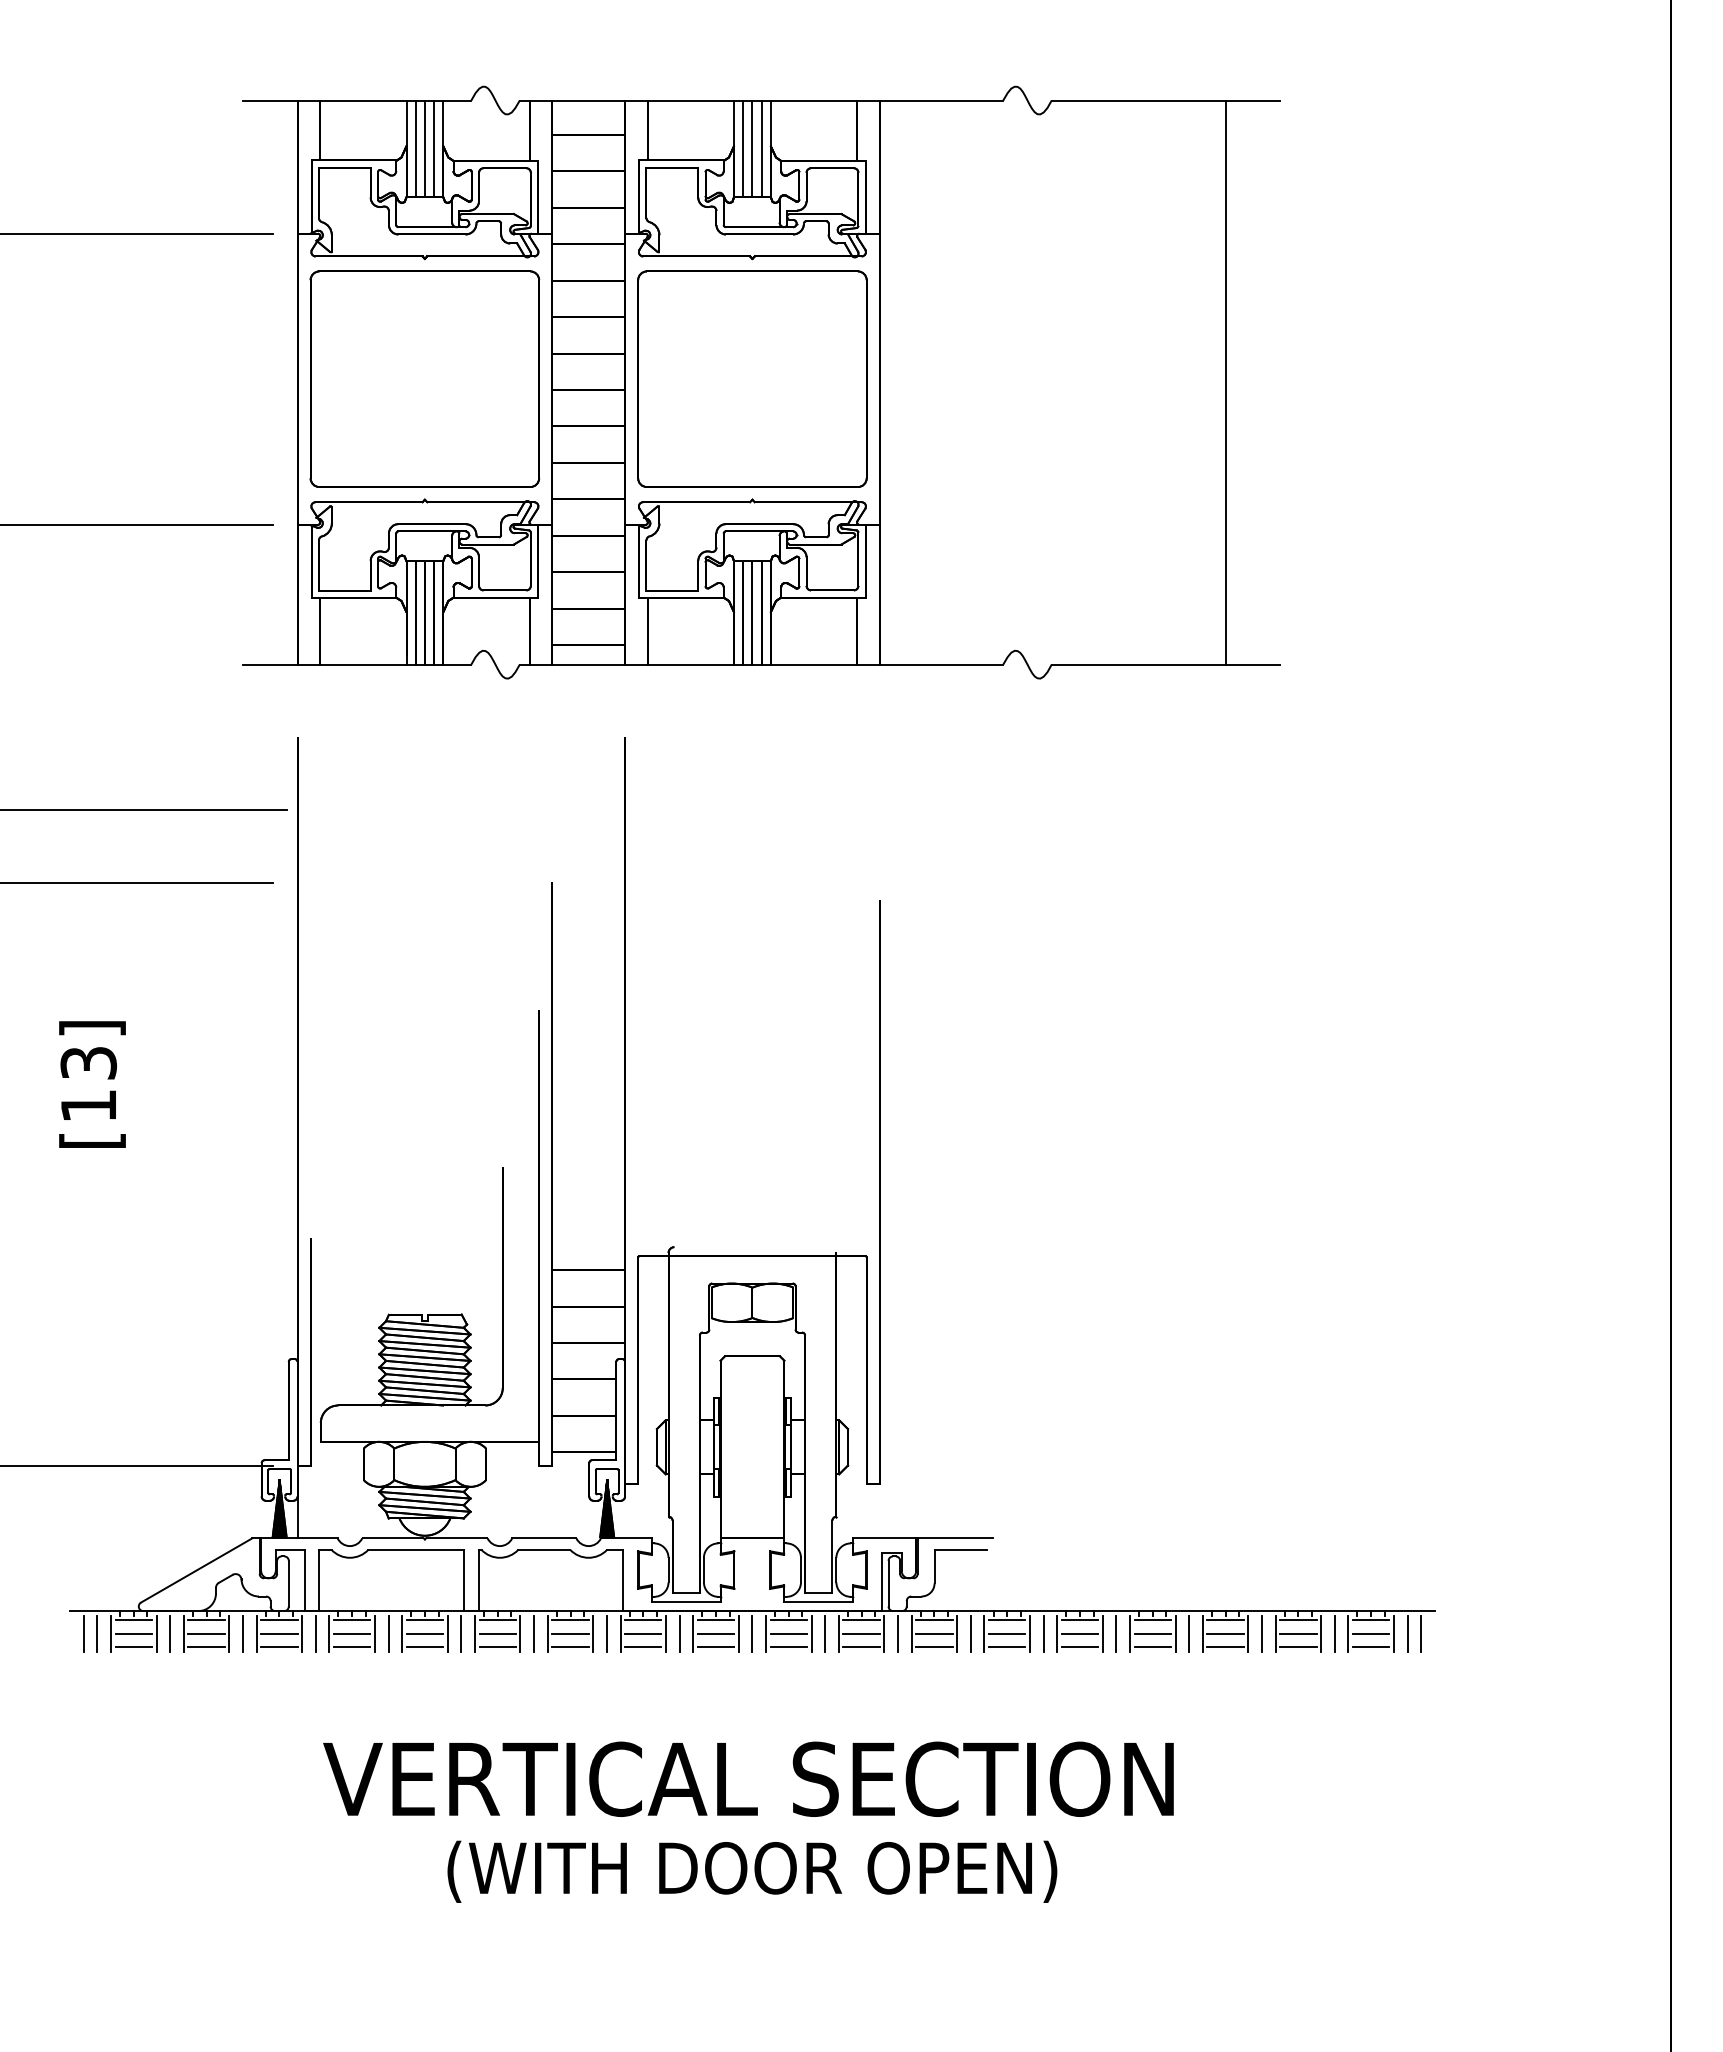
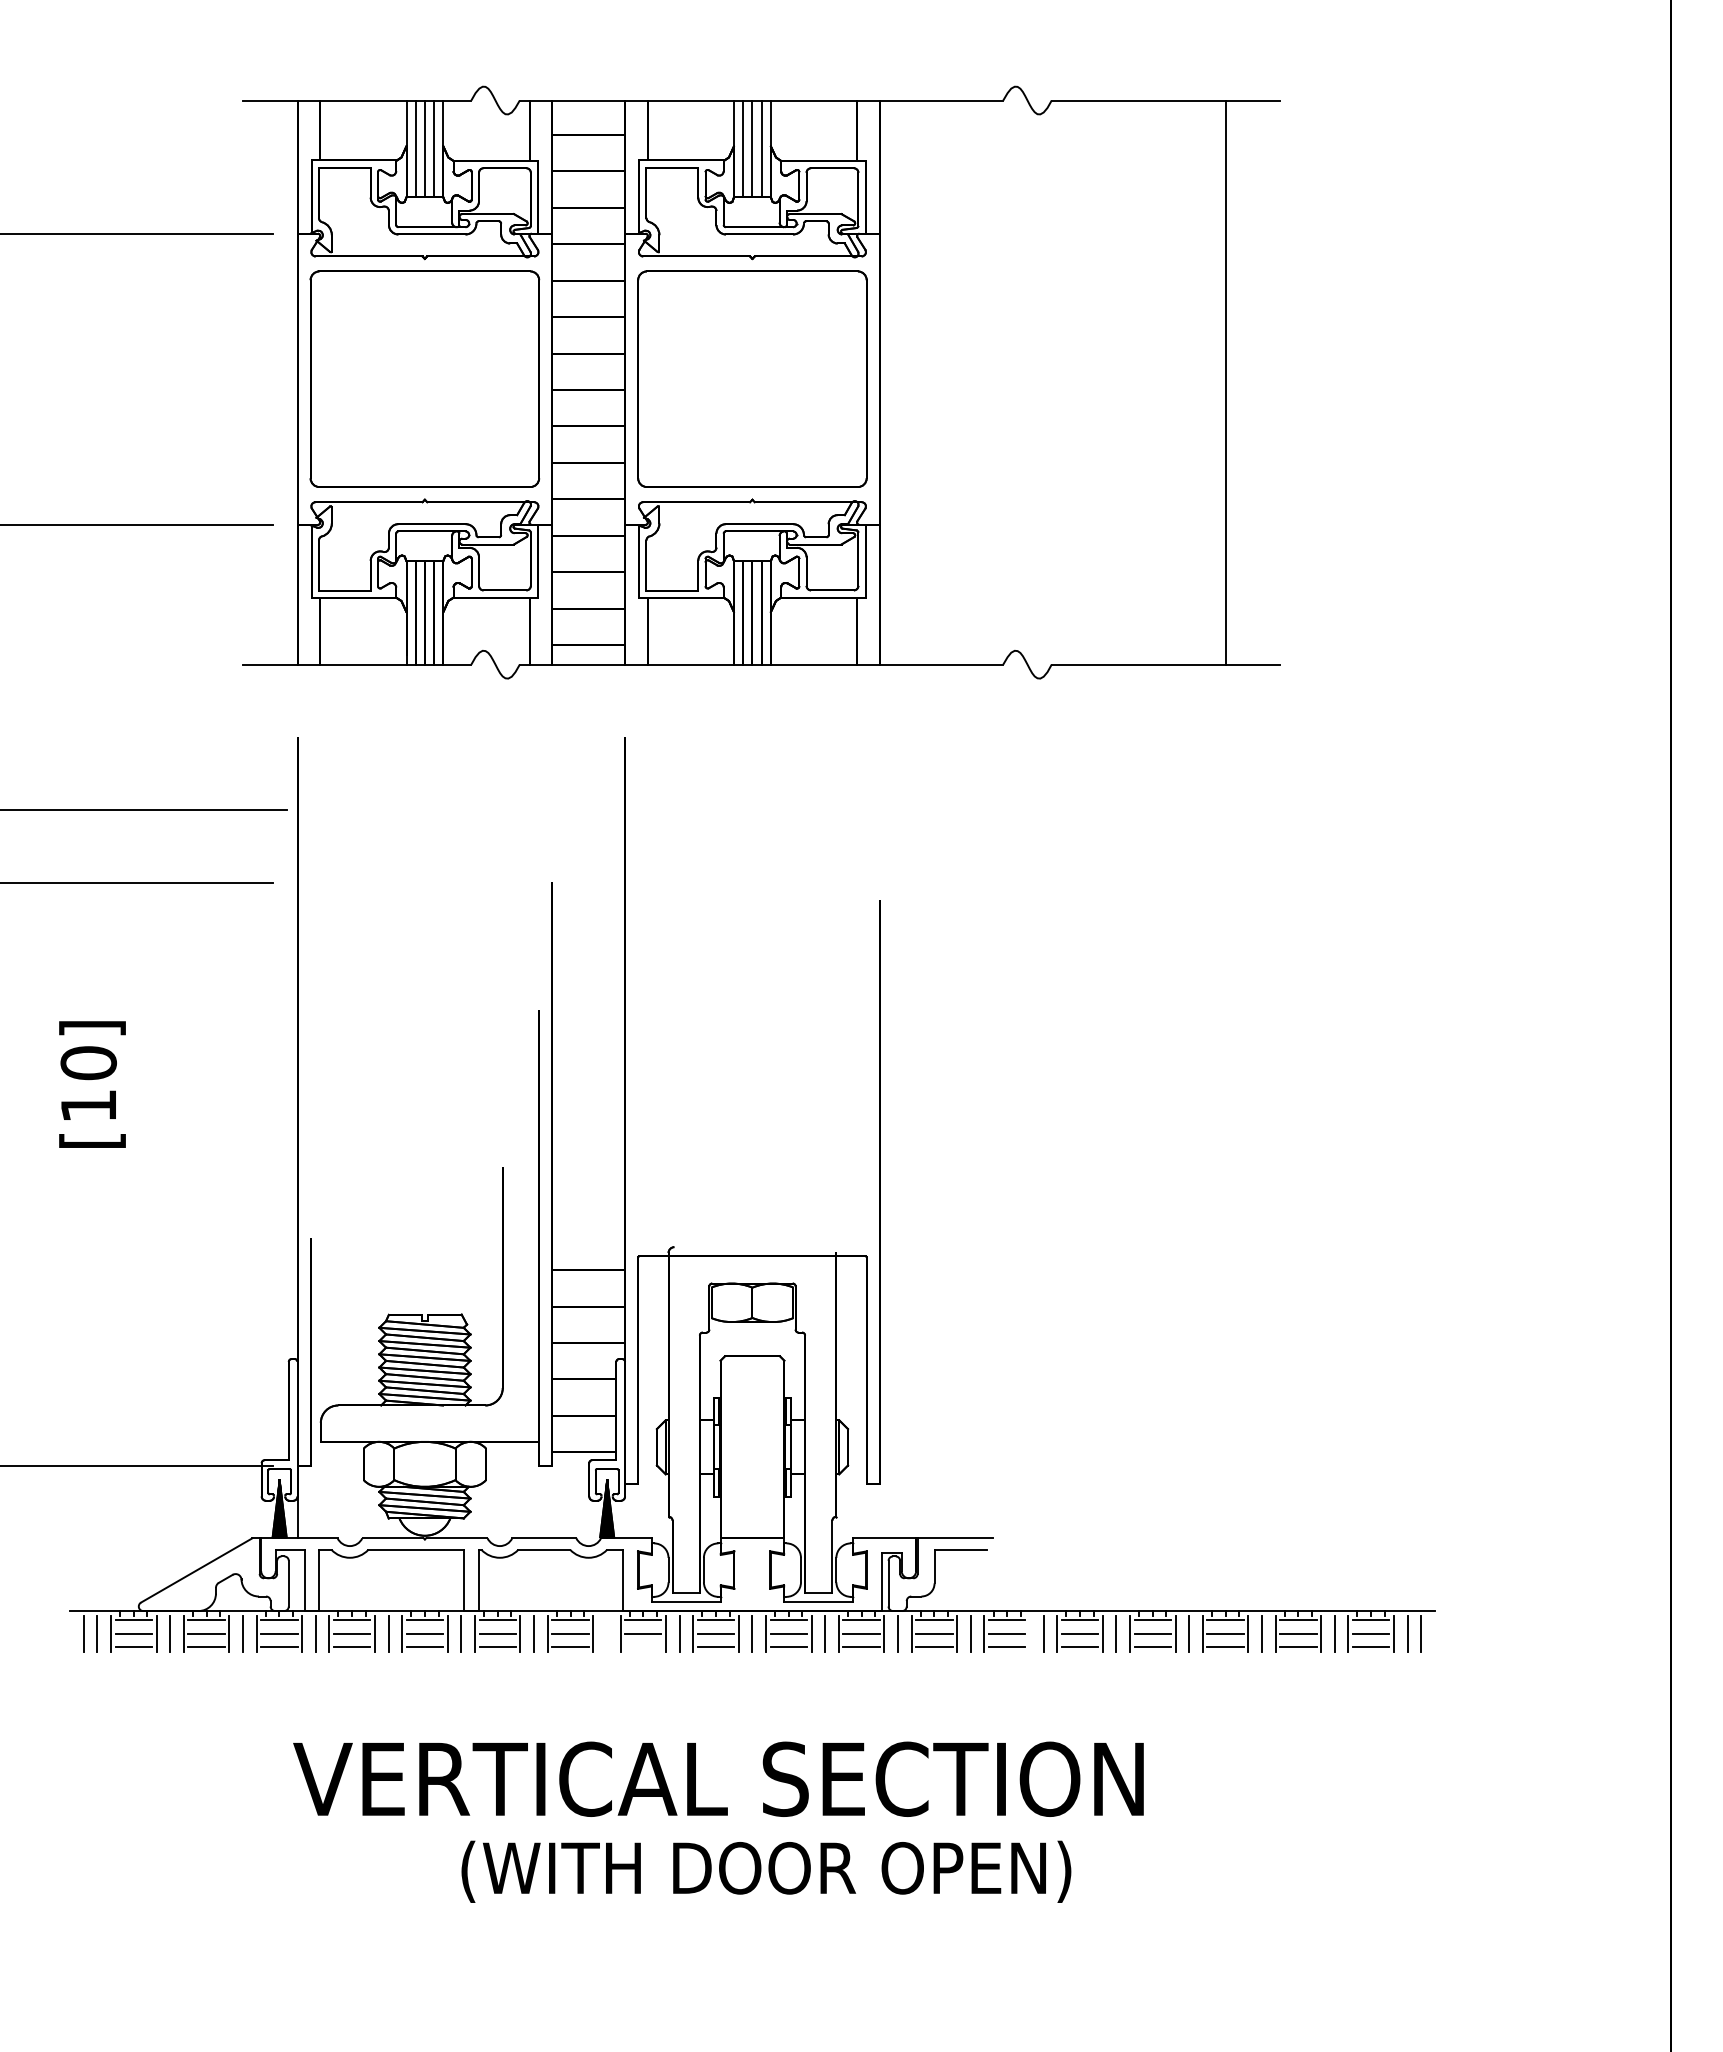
text: [13] -> [10] (88, 1063)
line: present -> none (606, 1633)
line: present -> none (1029, 1633)
line: present -> none (643, 1647)
text position: (748, 1778) -> (718, 1778) (718, 1778)
text position: (752, 1871) -> (766, 1871) (766, 1871)
